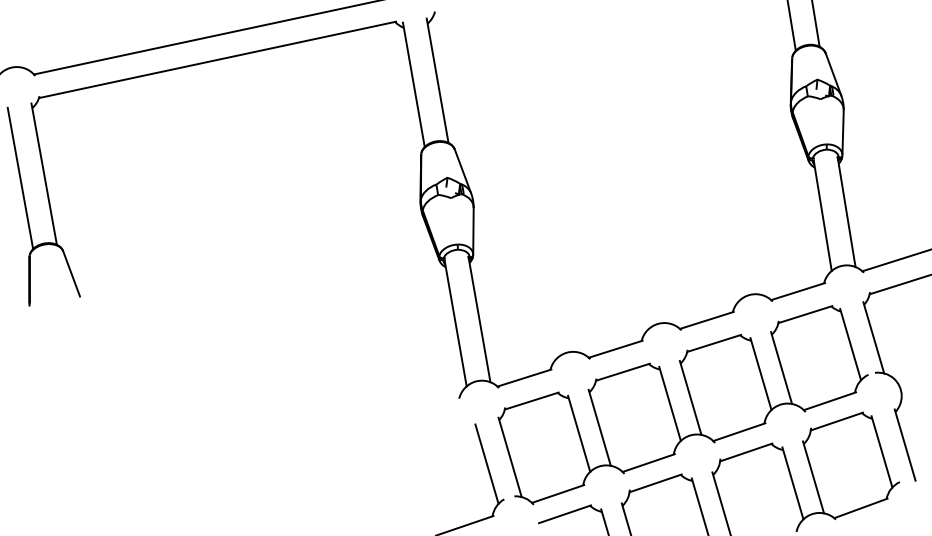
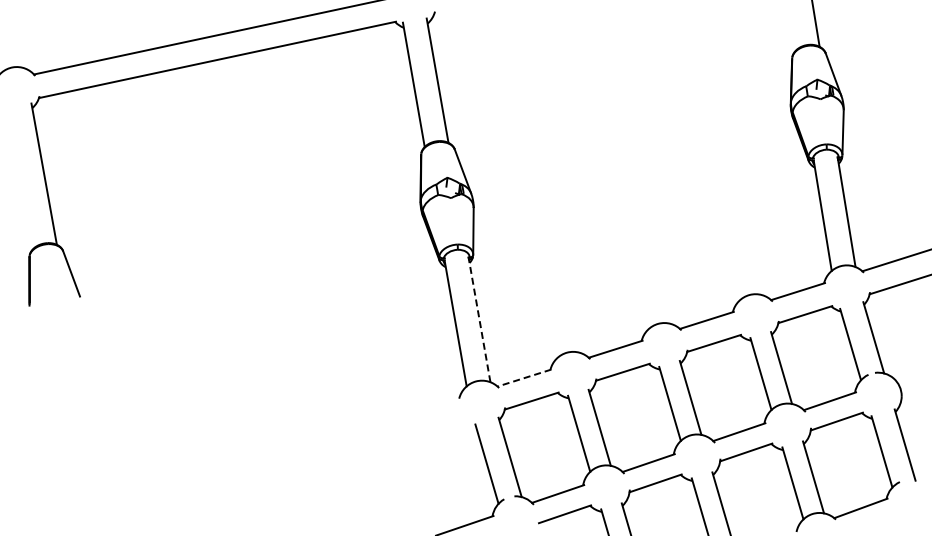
line: present -> none (791, 26)
line: present -> none (20, 178)
line: solid -> dashed (479, 319)
line: solid -> dashed (524, 378)
